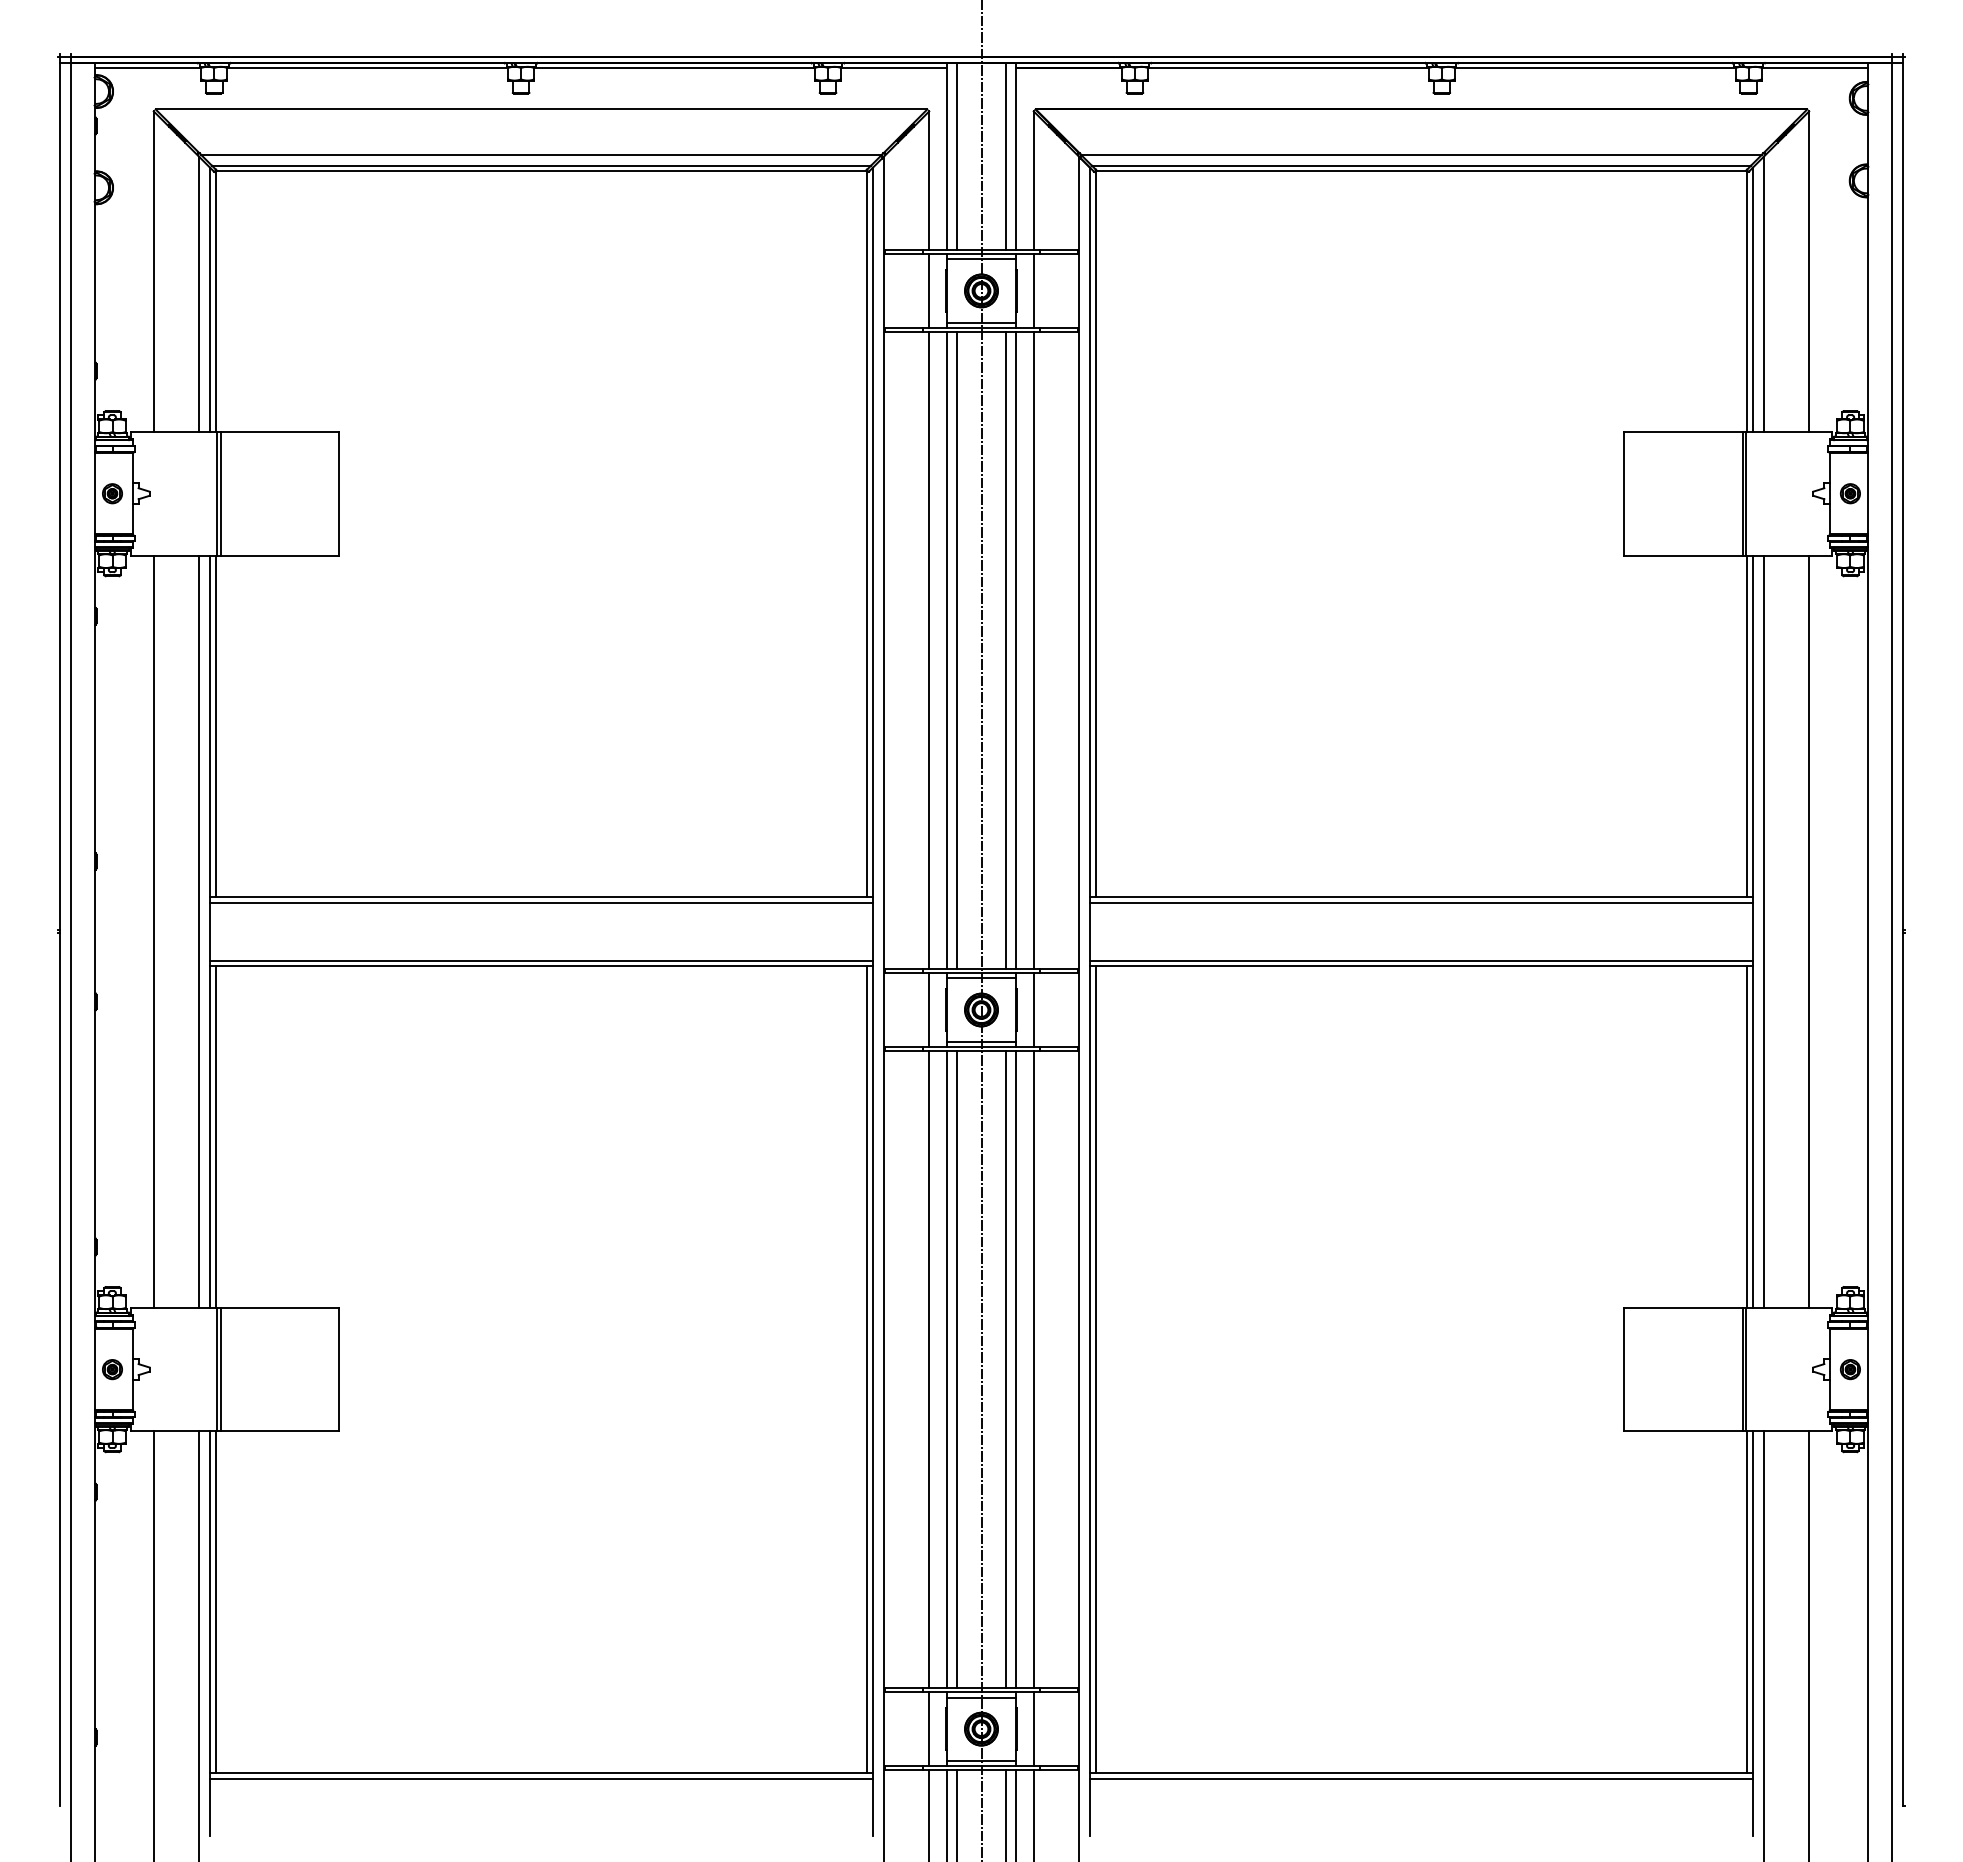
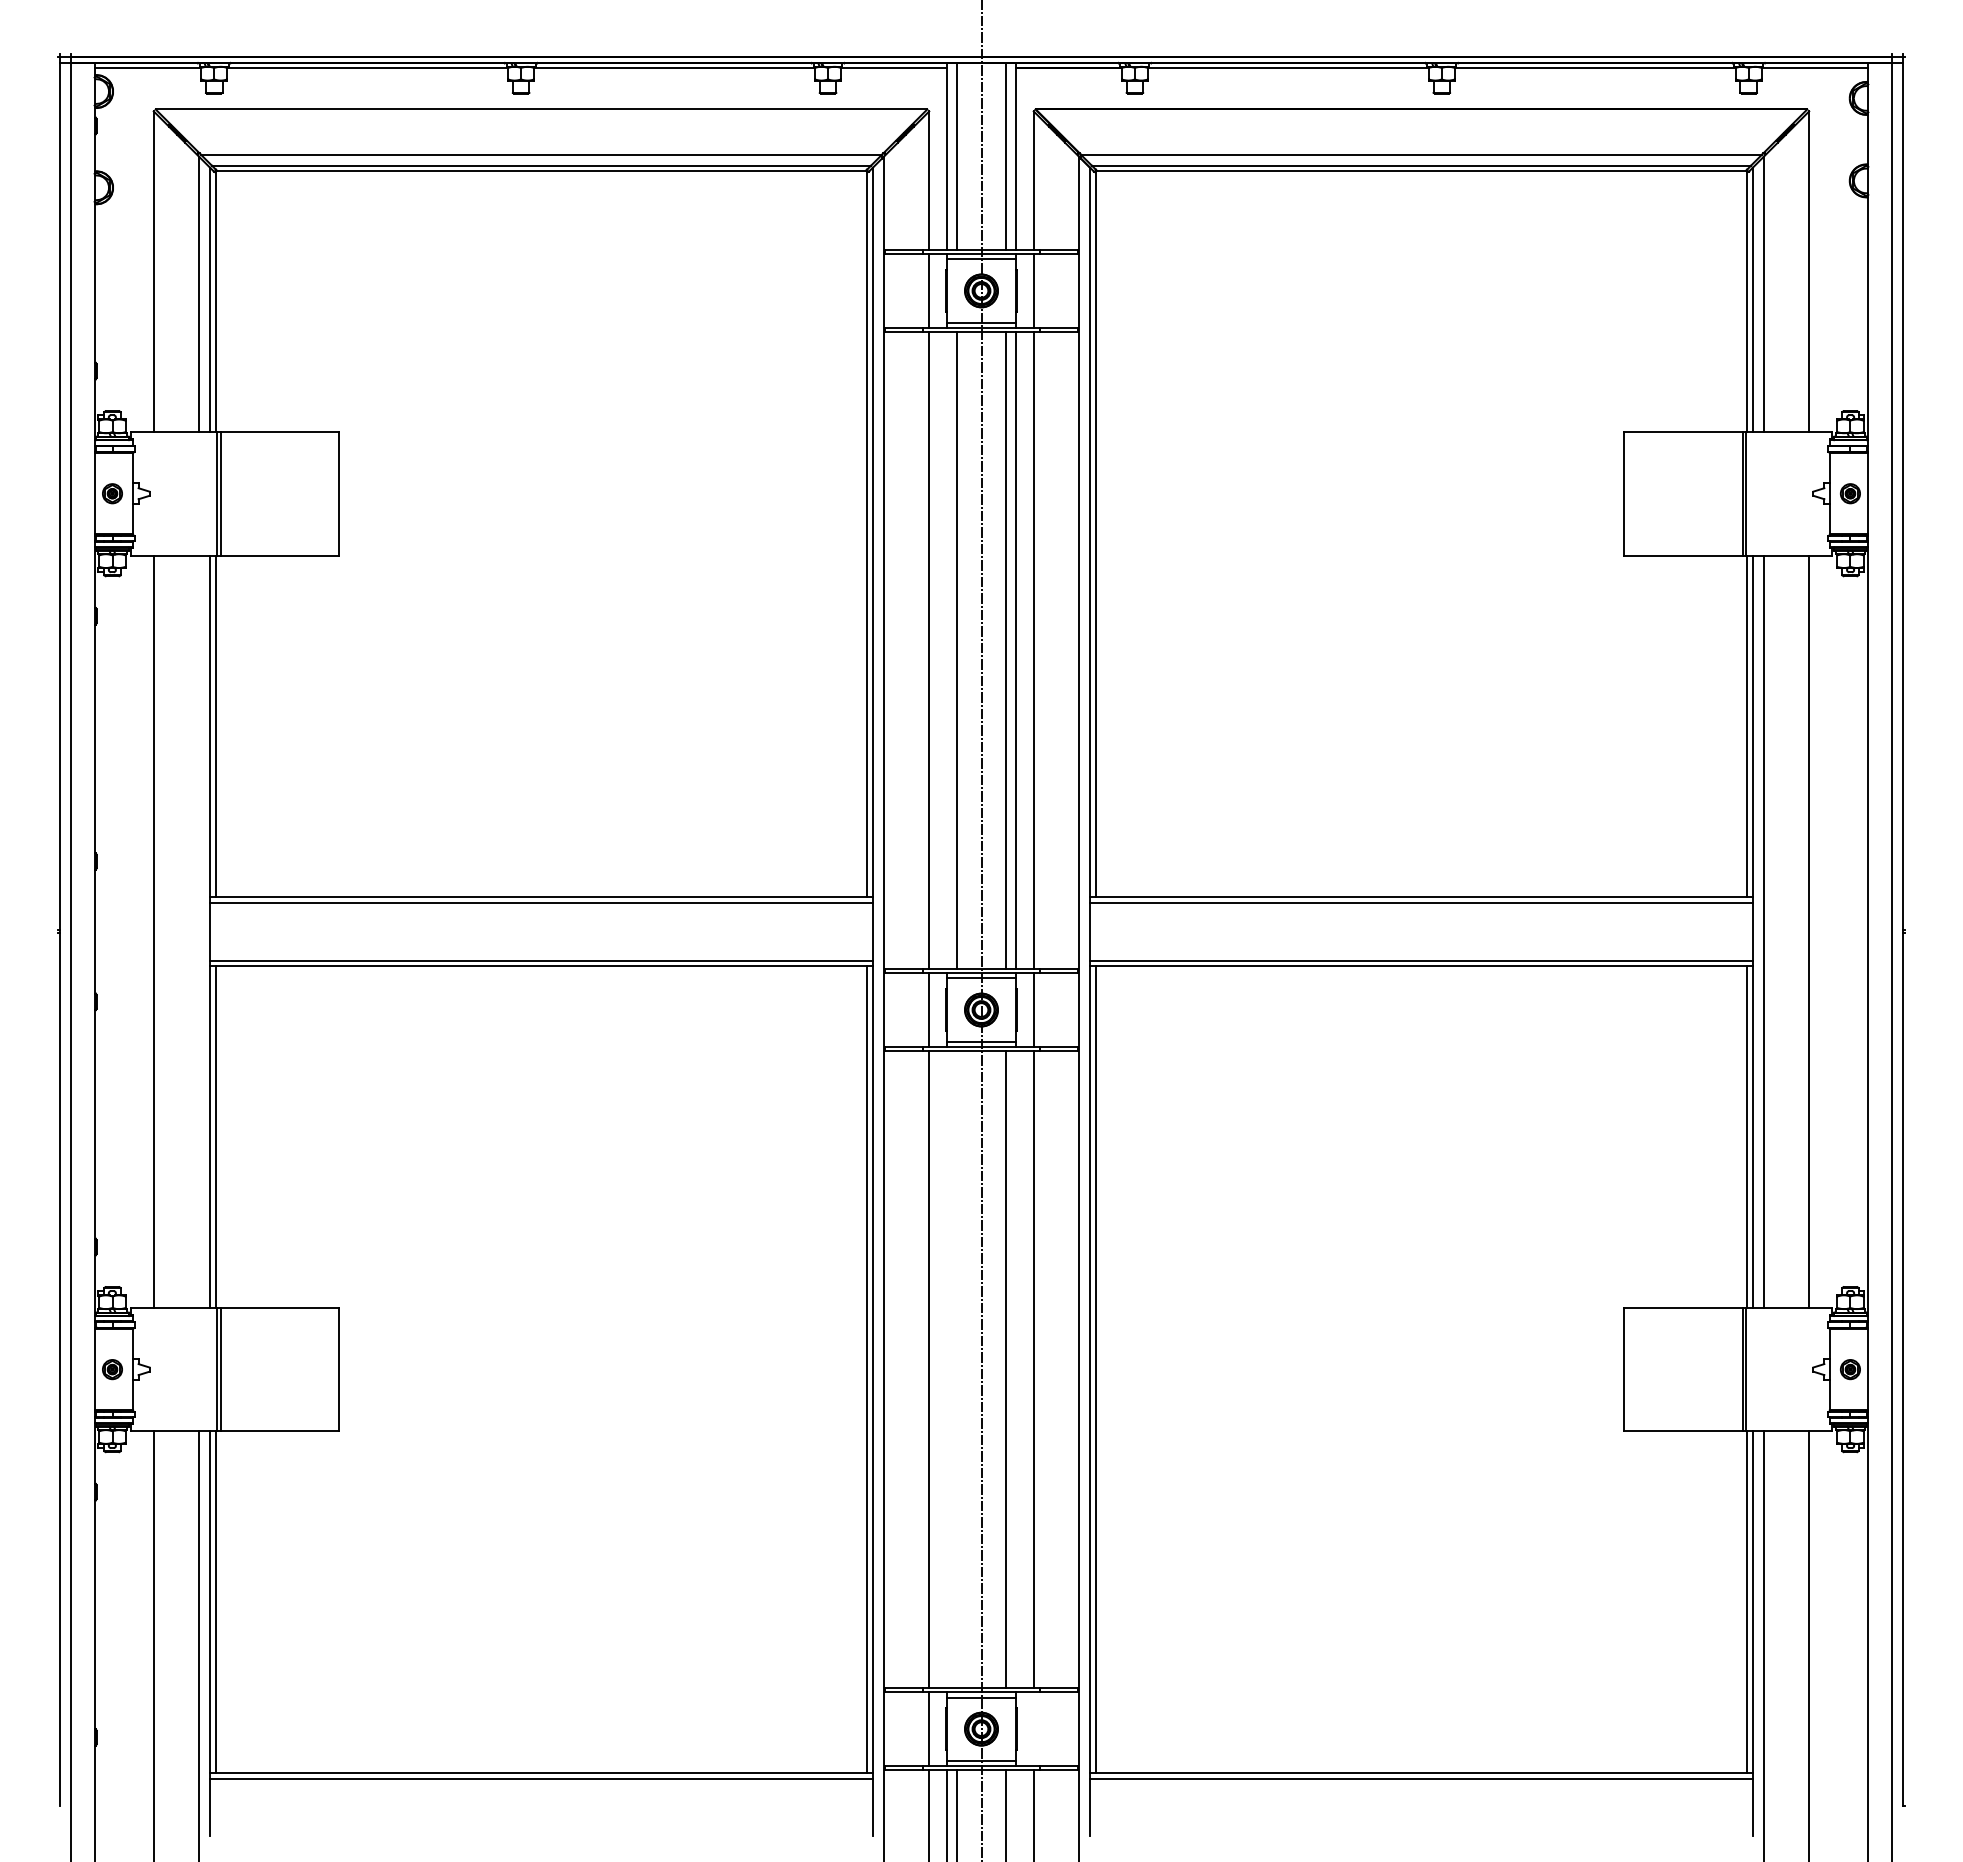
line: present -> none (947, 650)
line: present -> none (199, 931)
line: present -> none (947, 1369)
line: present -> none (956, 1369)
line: present -> none (1015, 1369)
line: present -> none (1033, 1729)
line: present -> none (1015, 1814)
